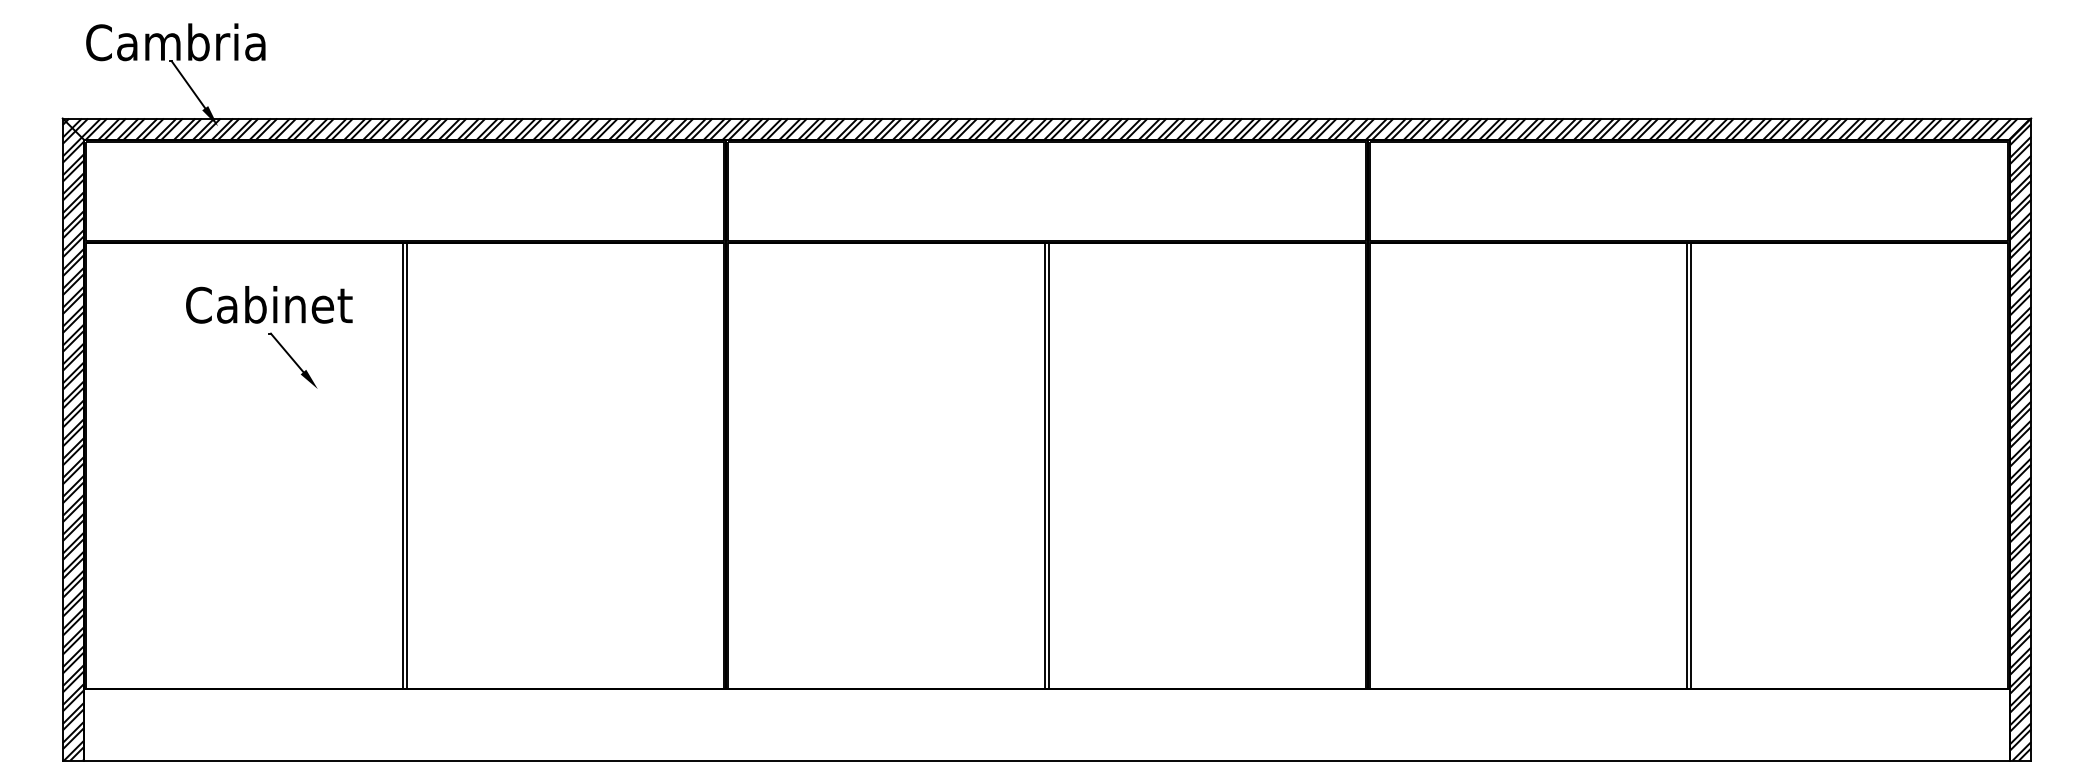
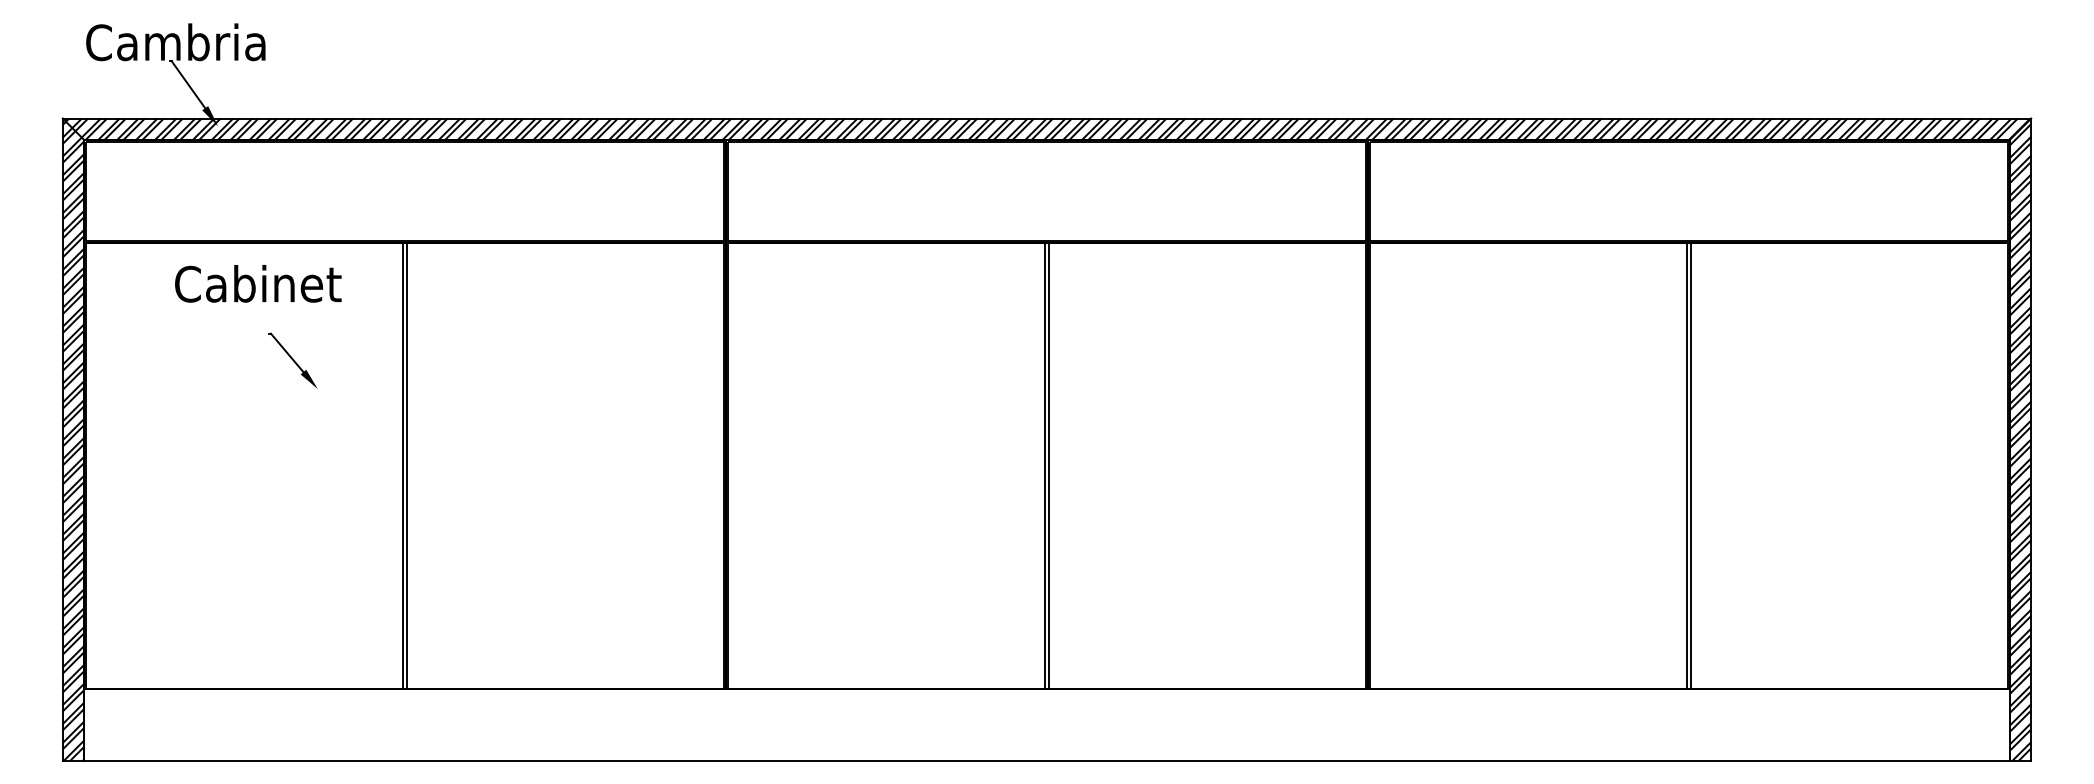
text position: (269, 304) -> (258, 283) (258, 283)
